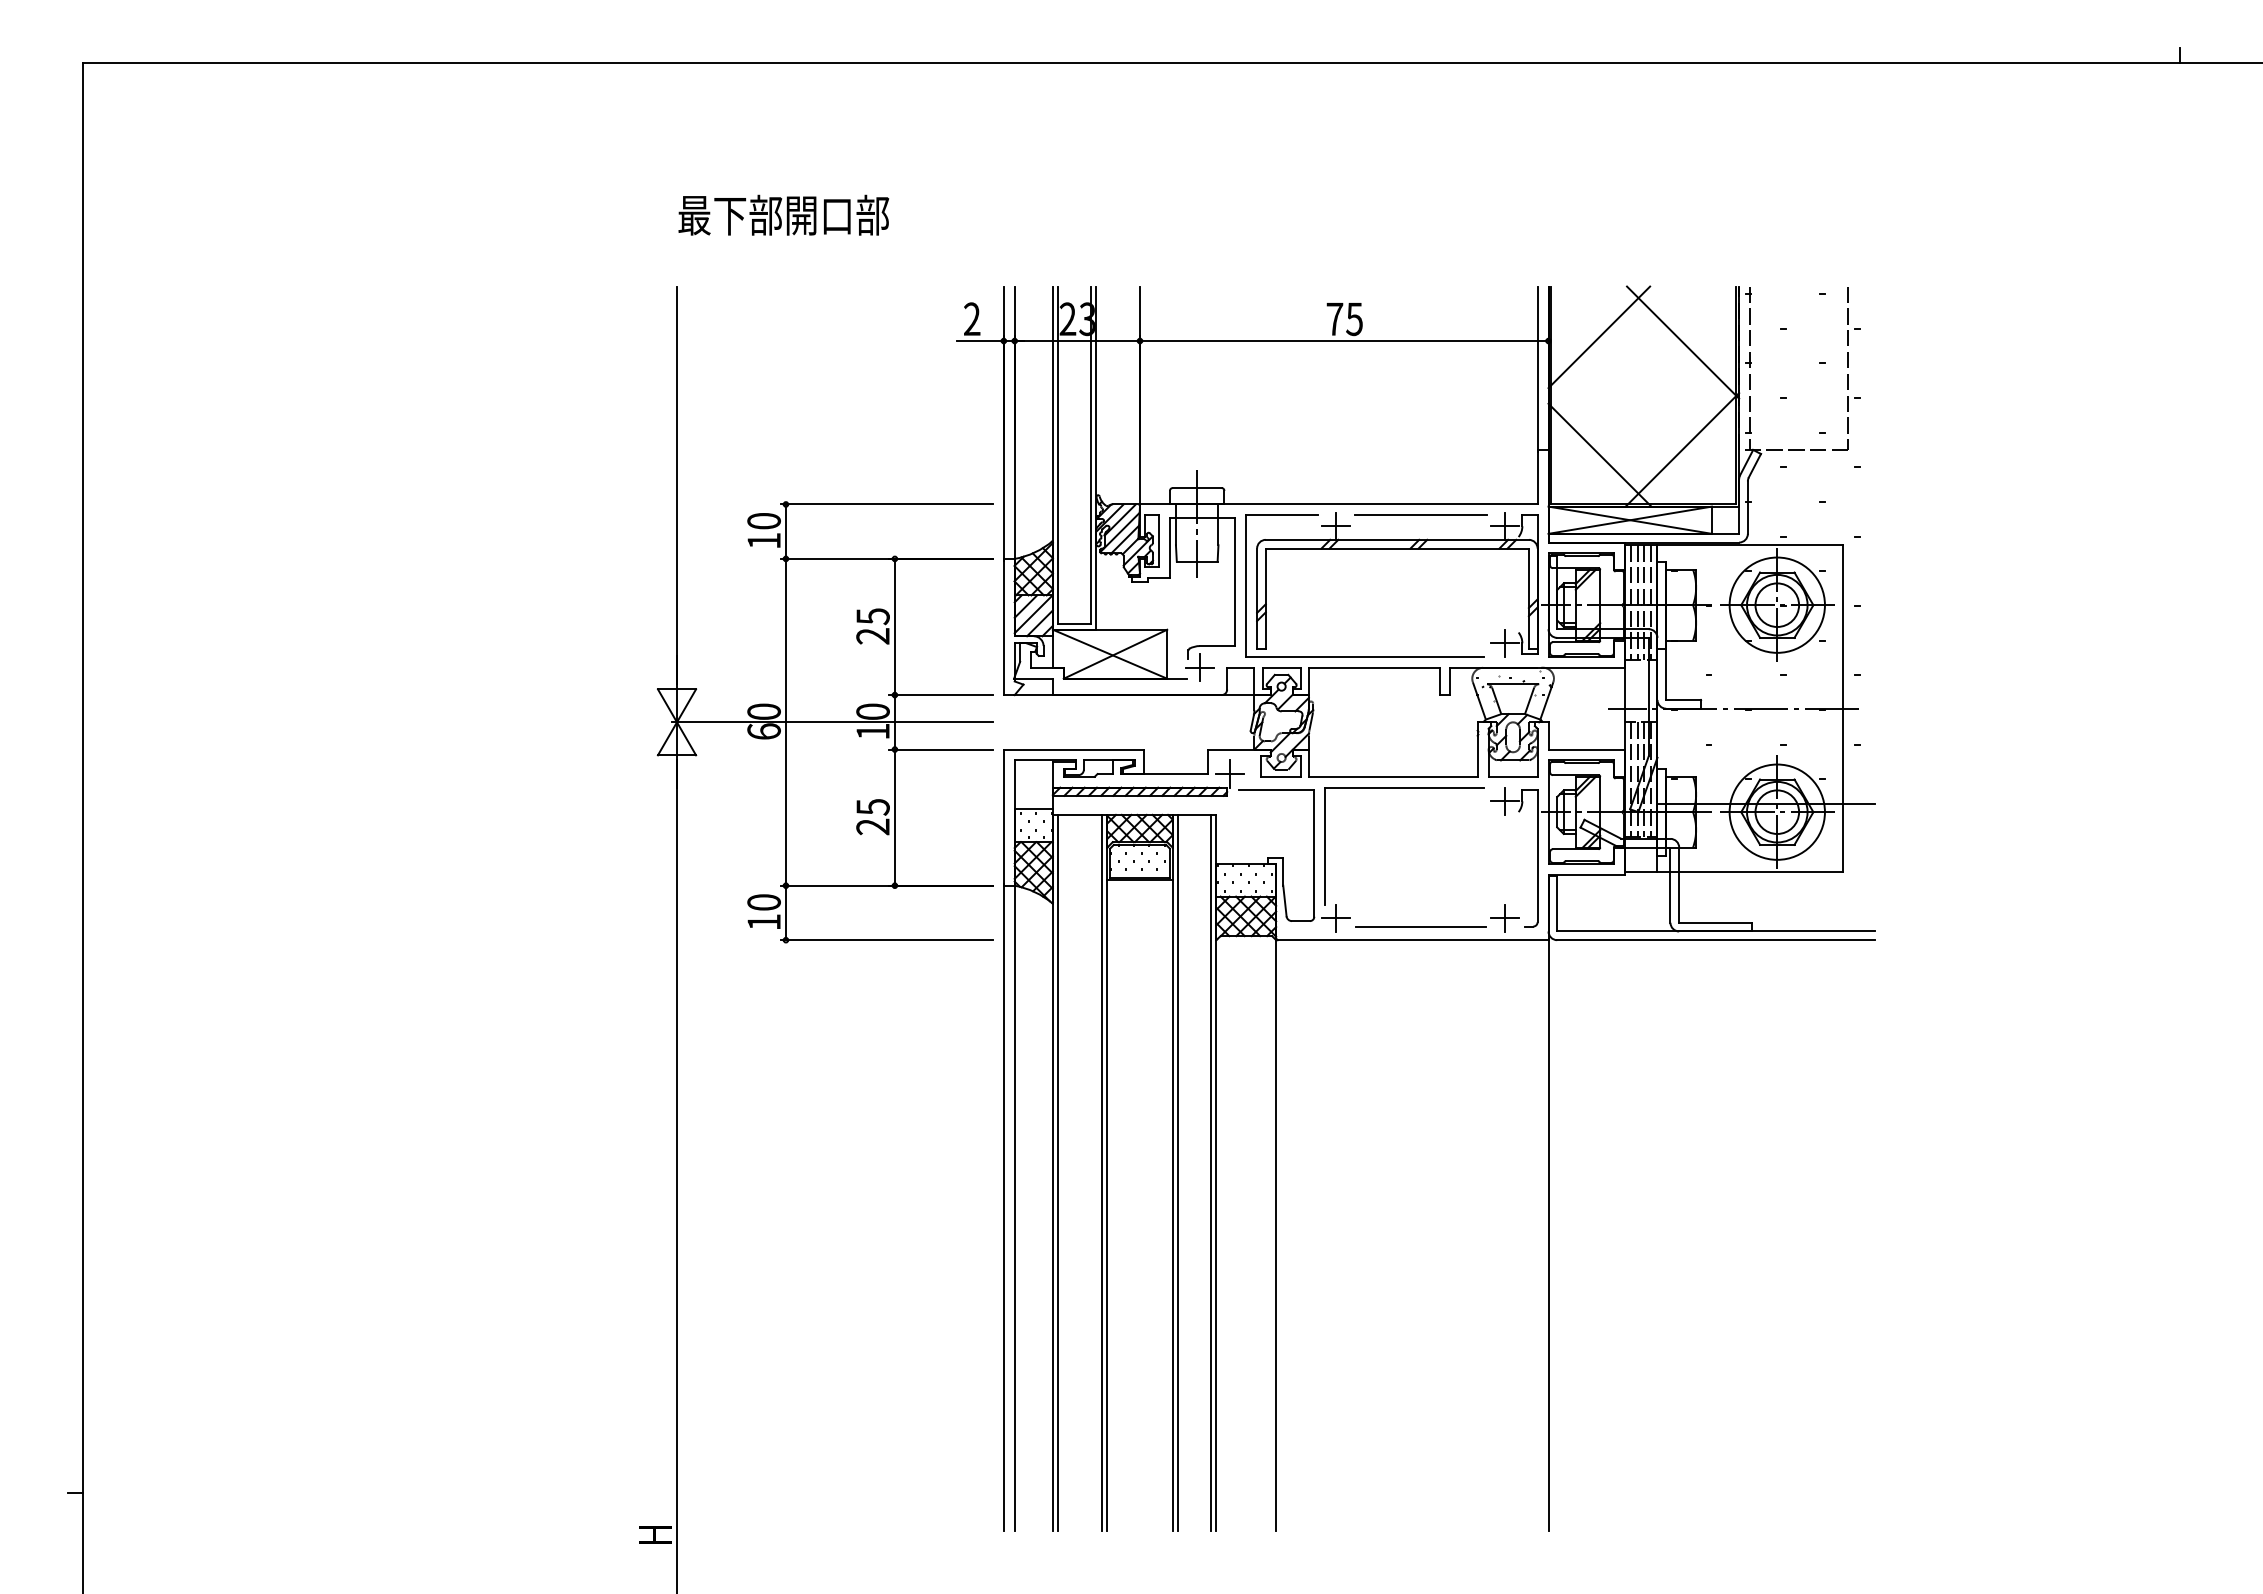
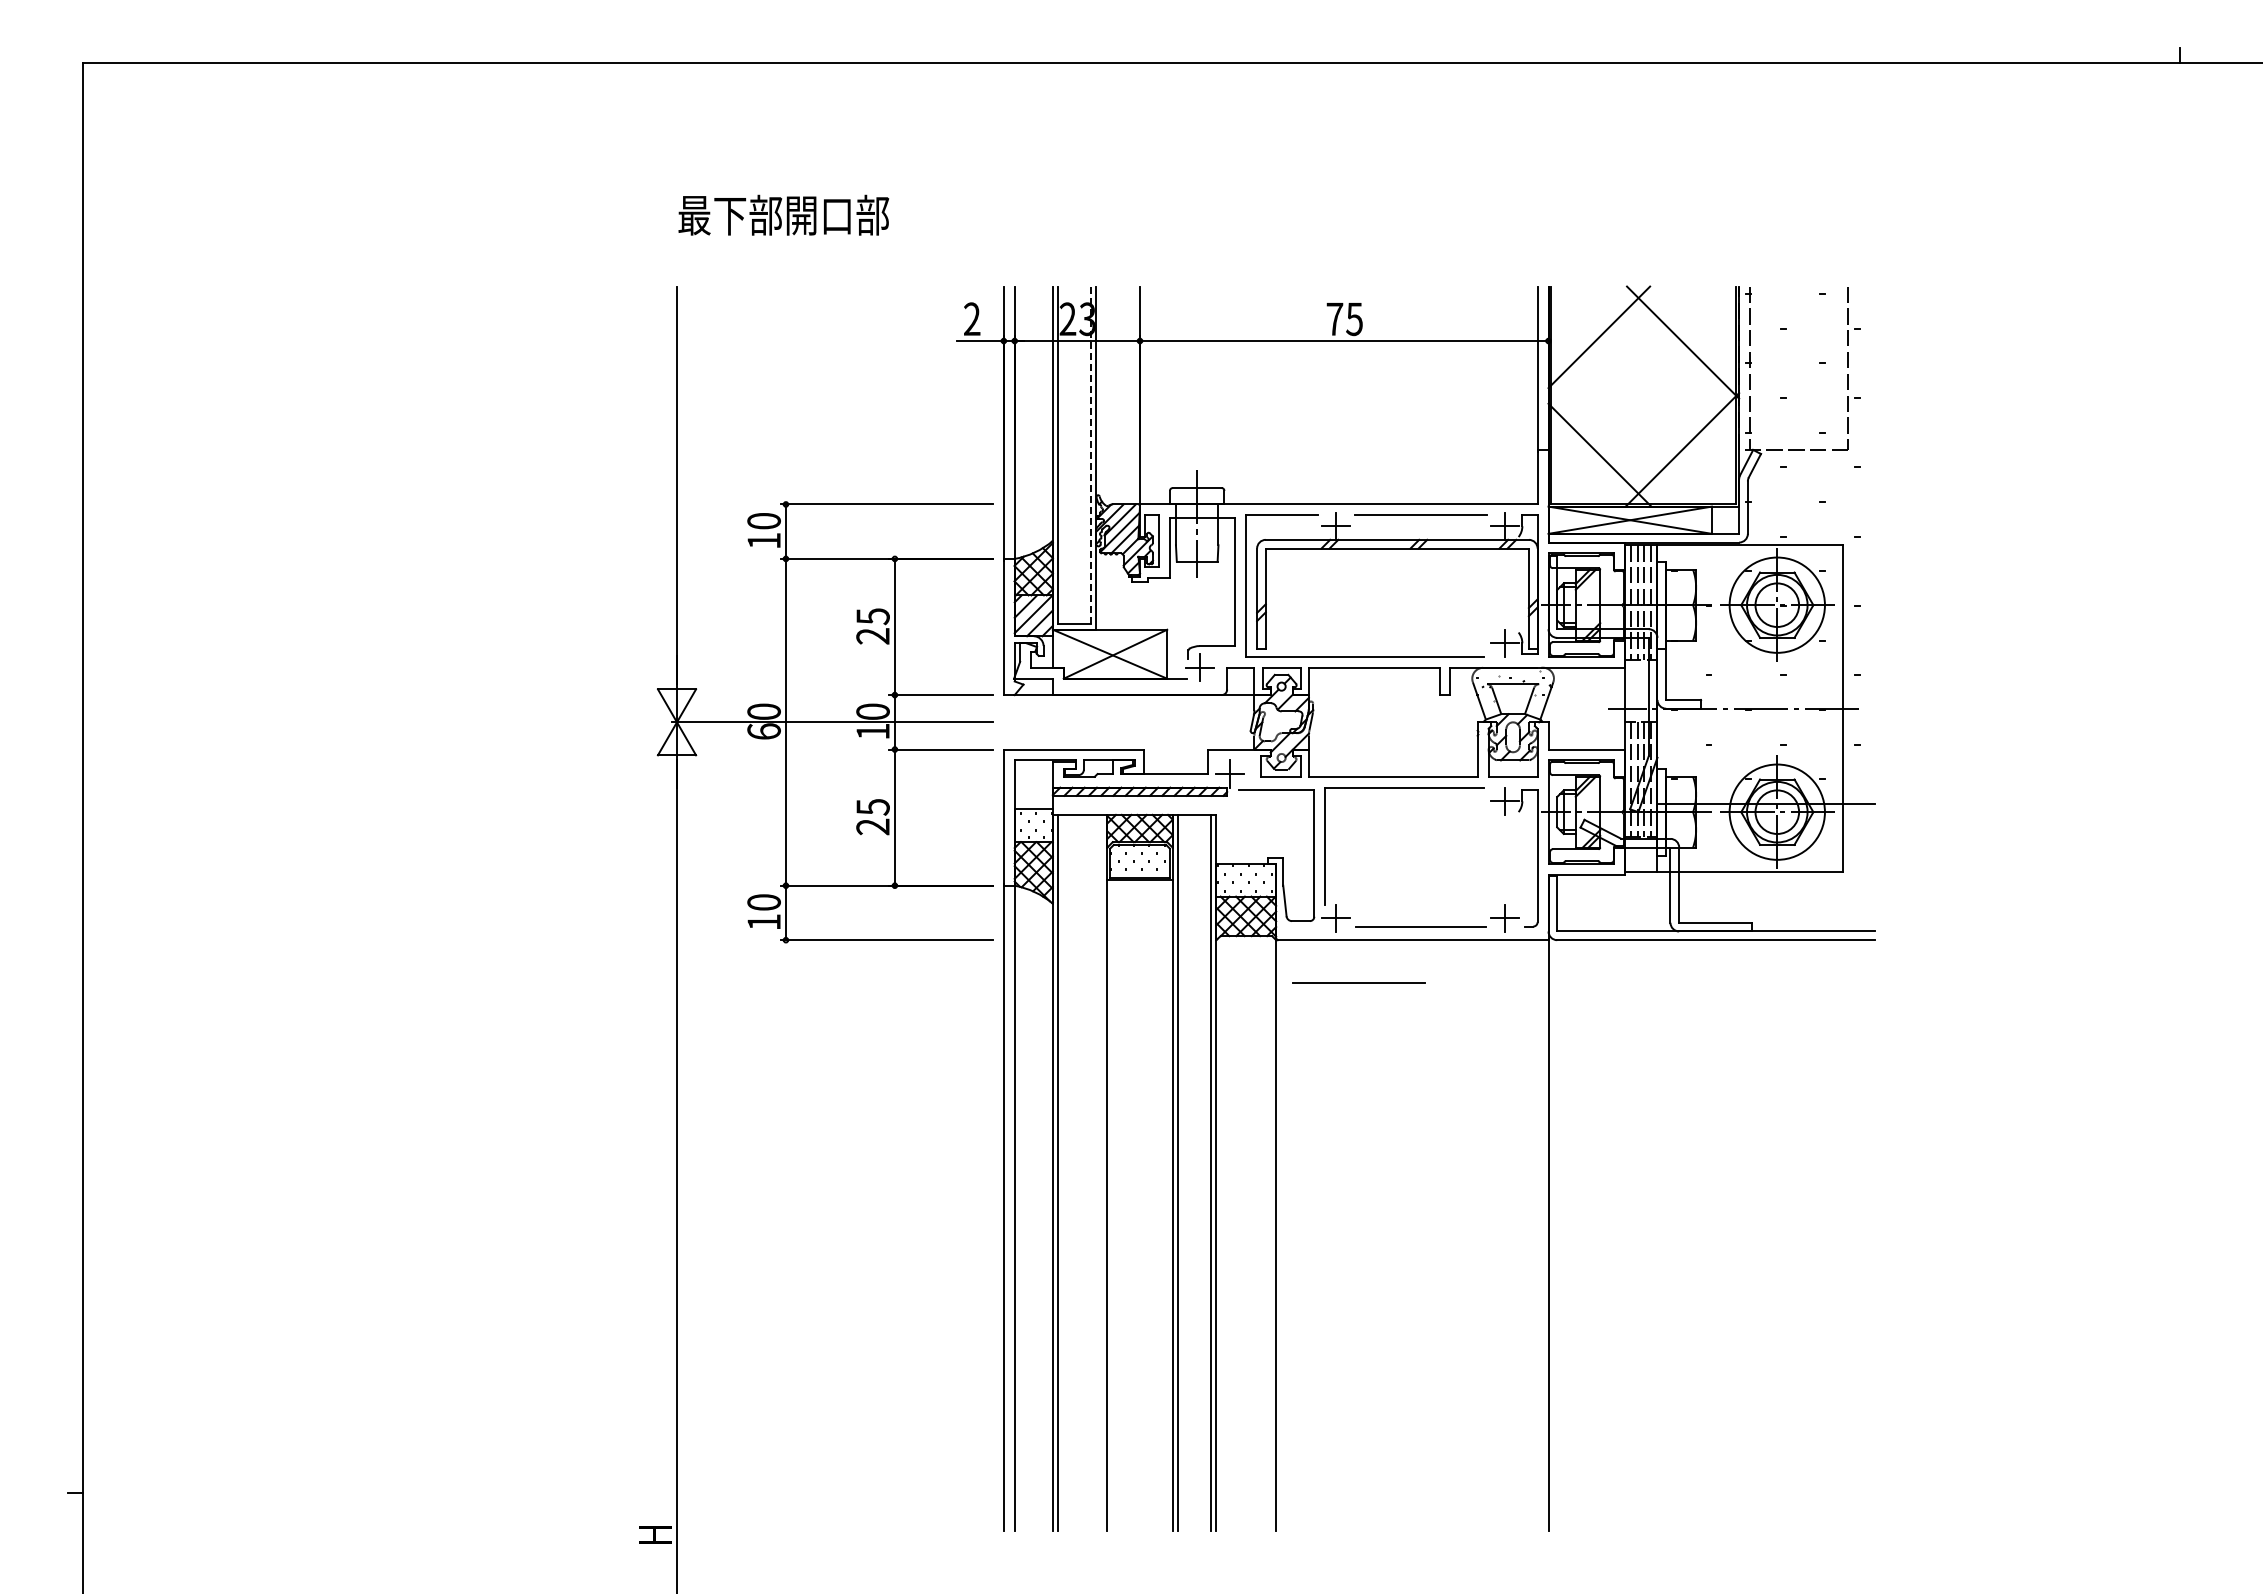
line: solid -> dashed (1090, 455)
line: none -> present (1358, 982)
line: present -> none (1101, 1172)
